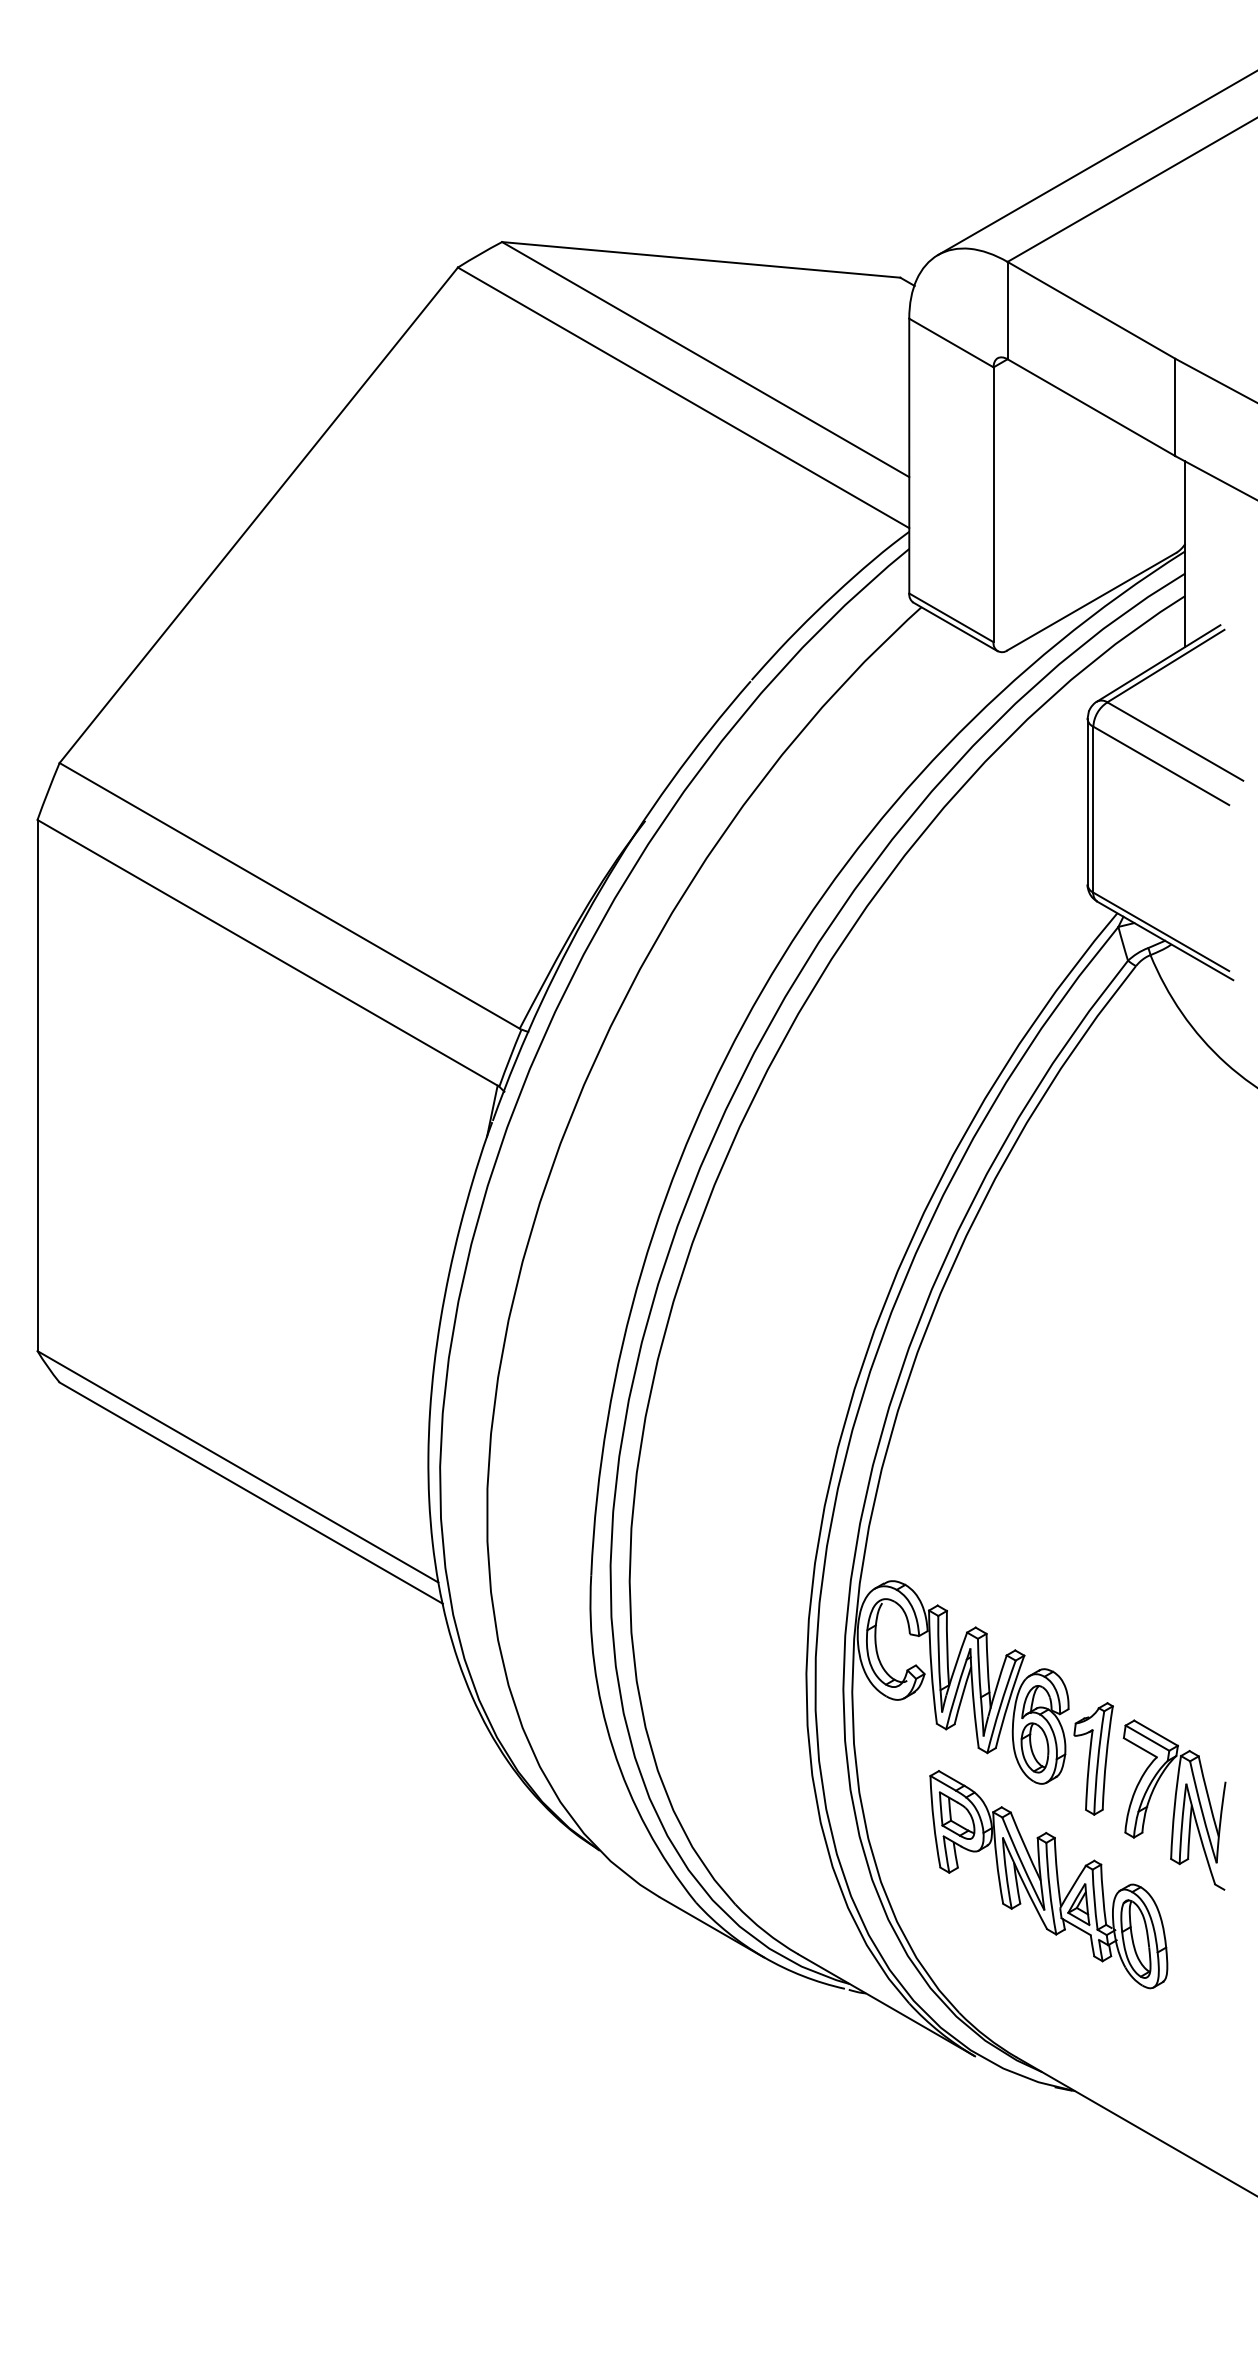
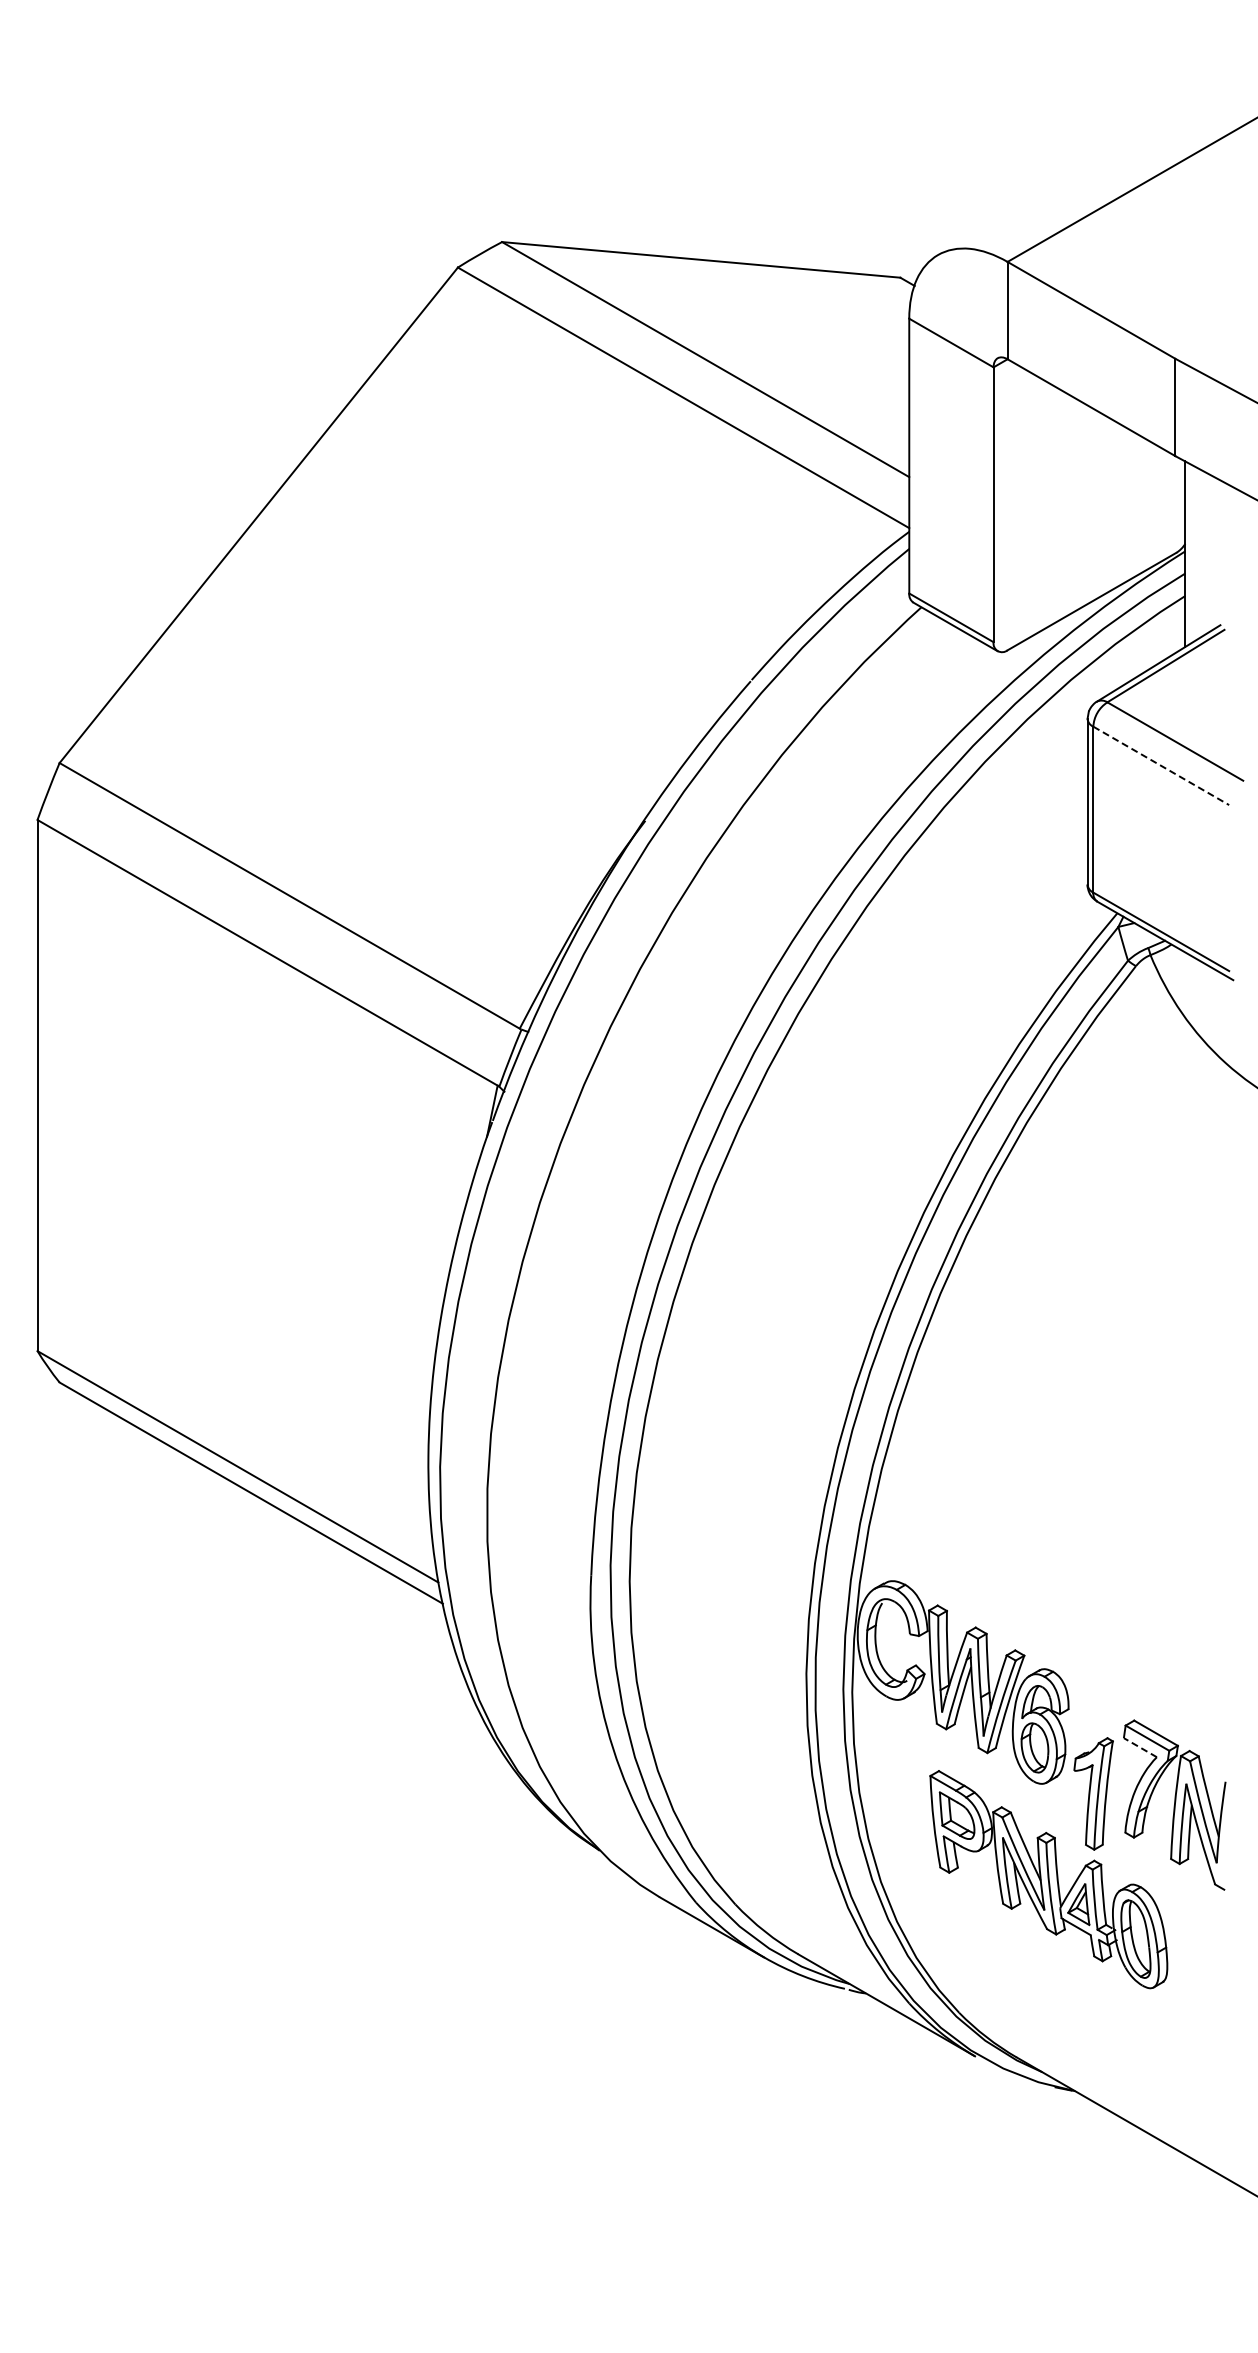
line: present -> none (1096, 163)
line: solid -> dashed (1161, 766)
line: solid -> dashed (1139, 1747)
part position: (1093, 1758) -> (1093, 1793) (1093, 1793)
